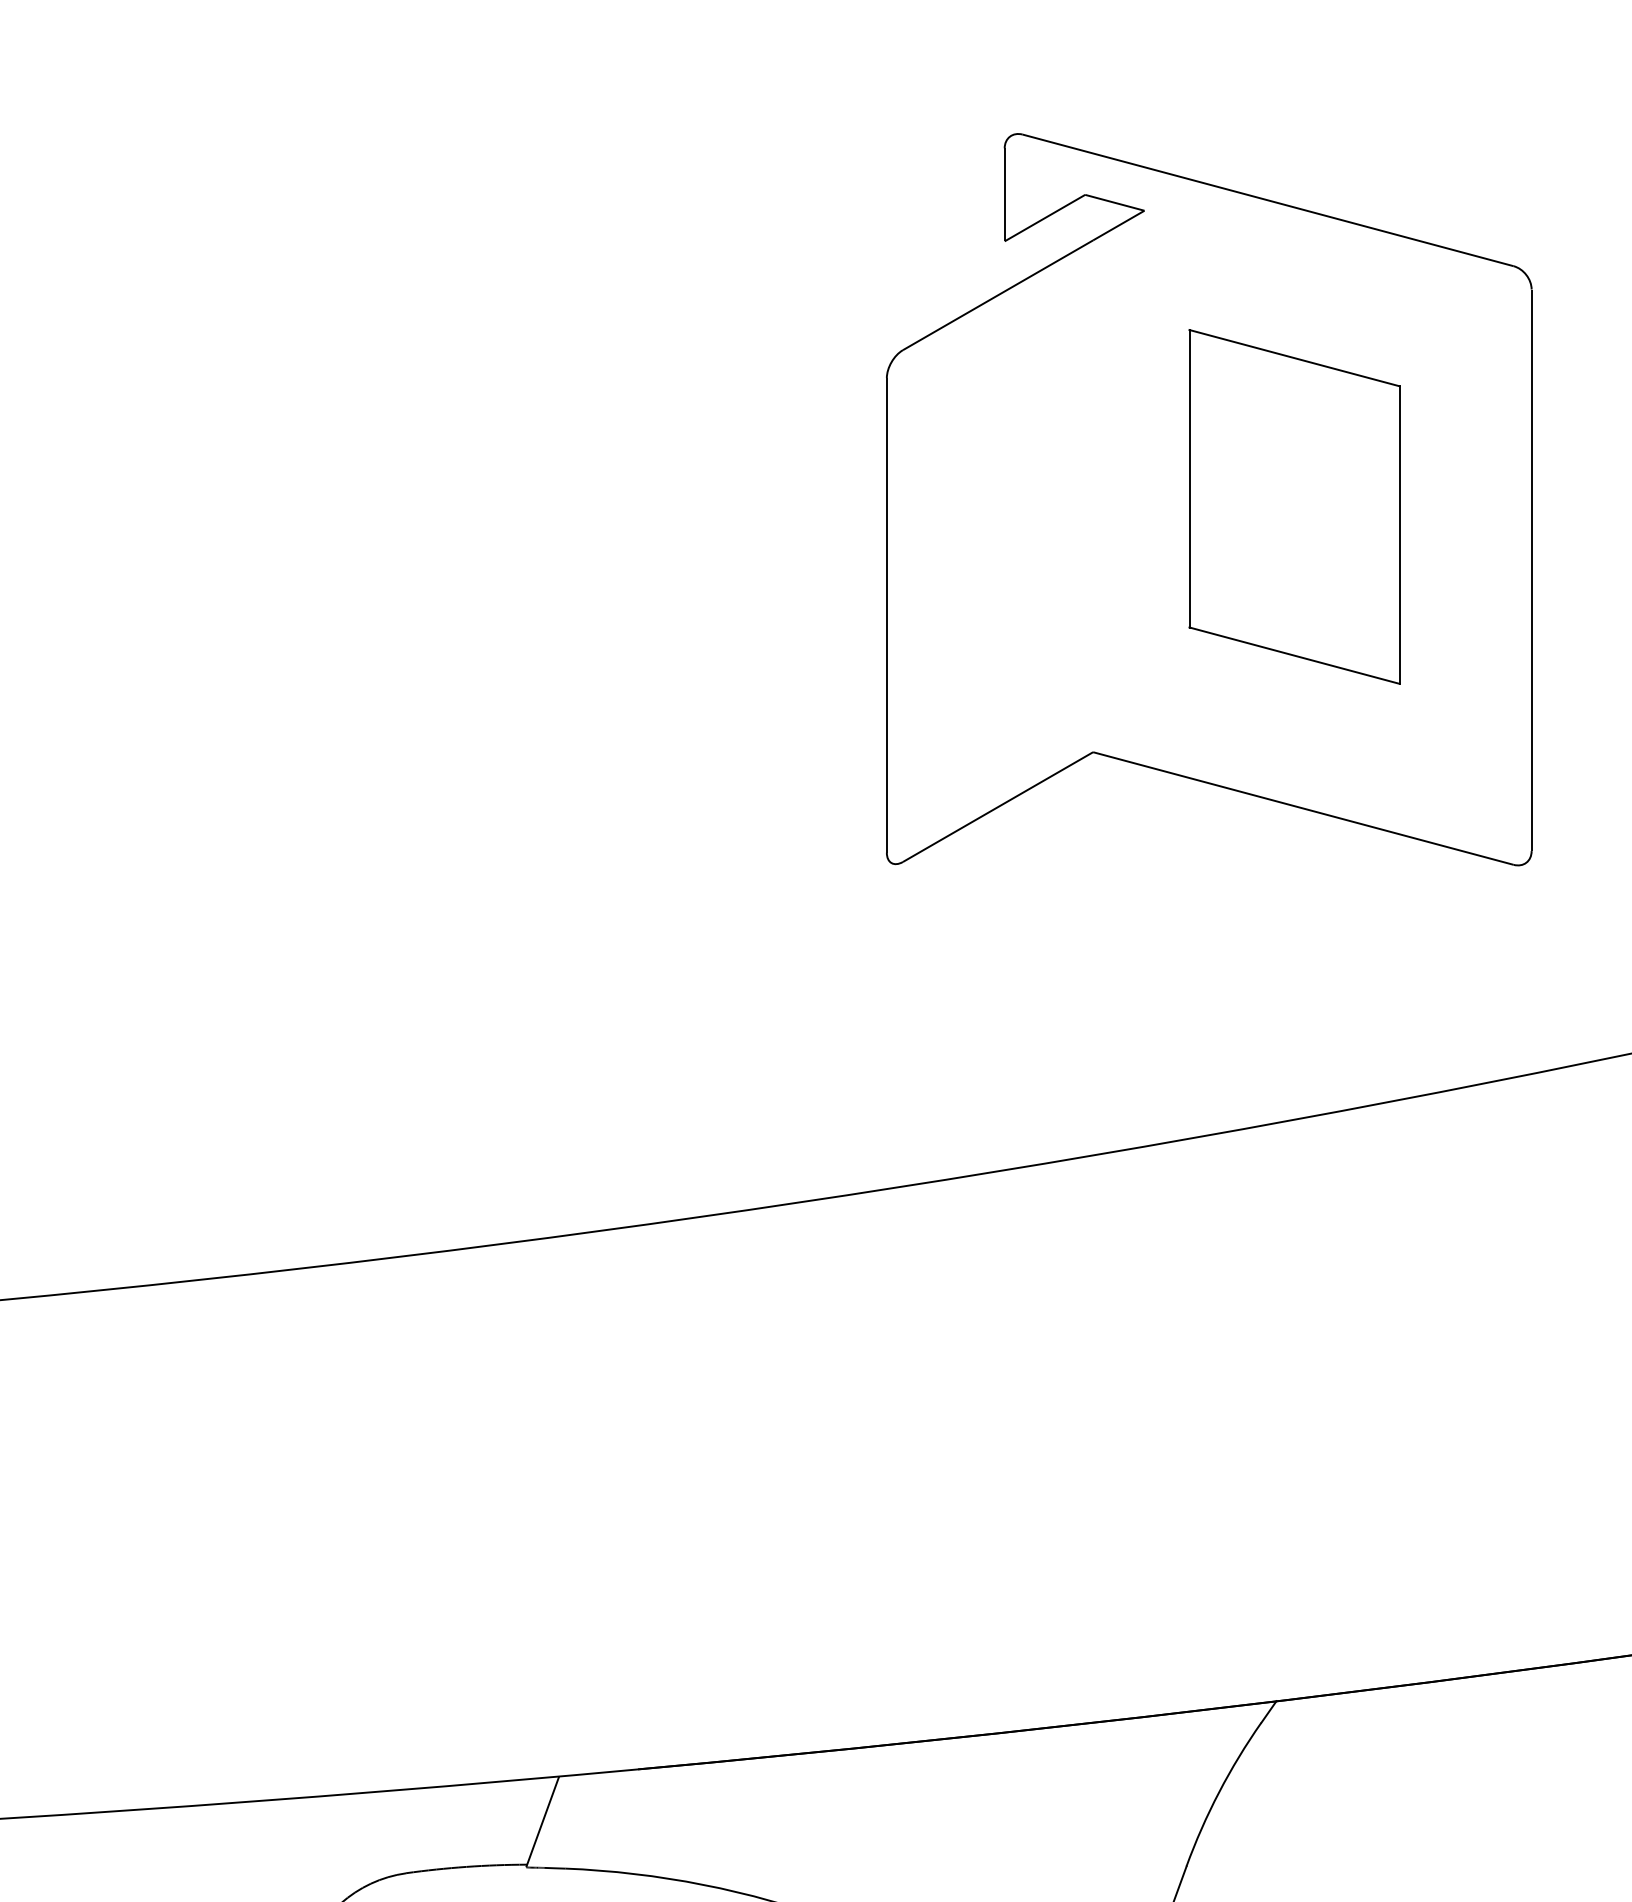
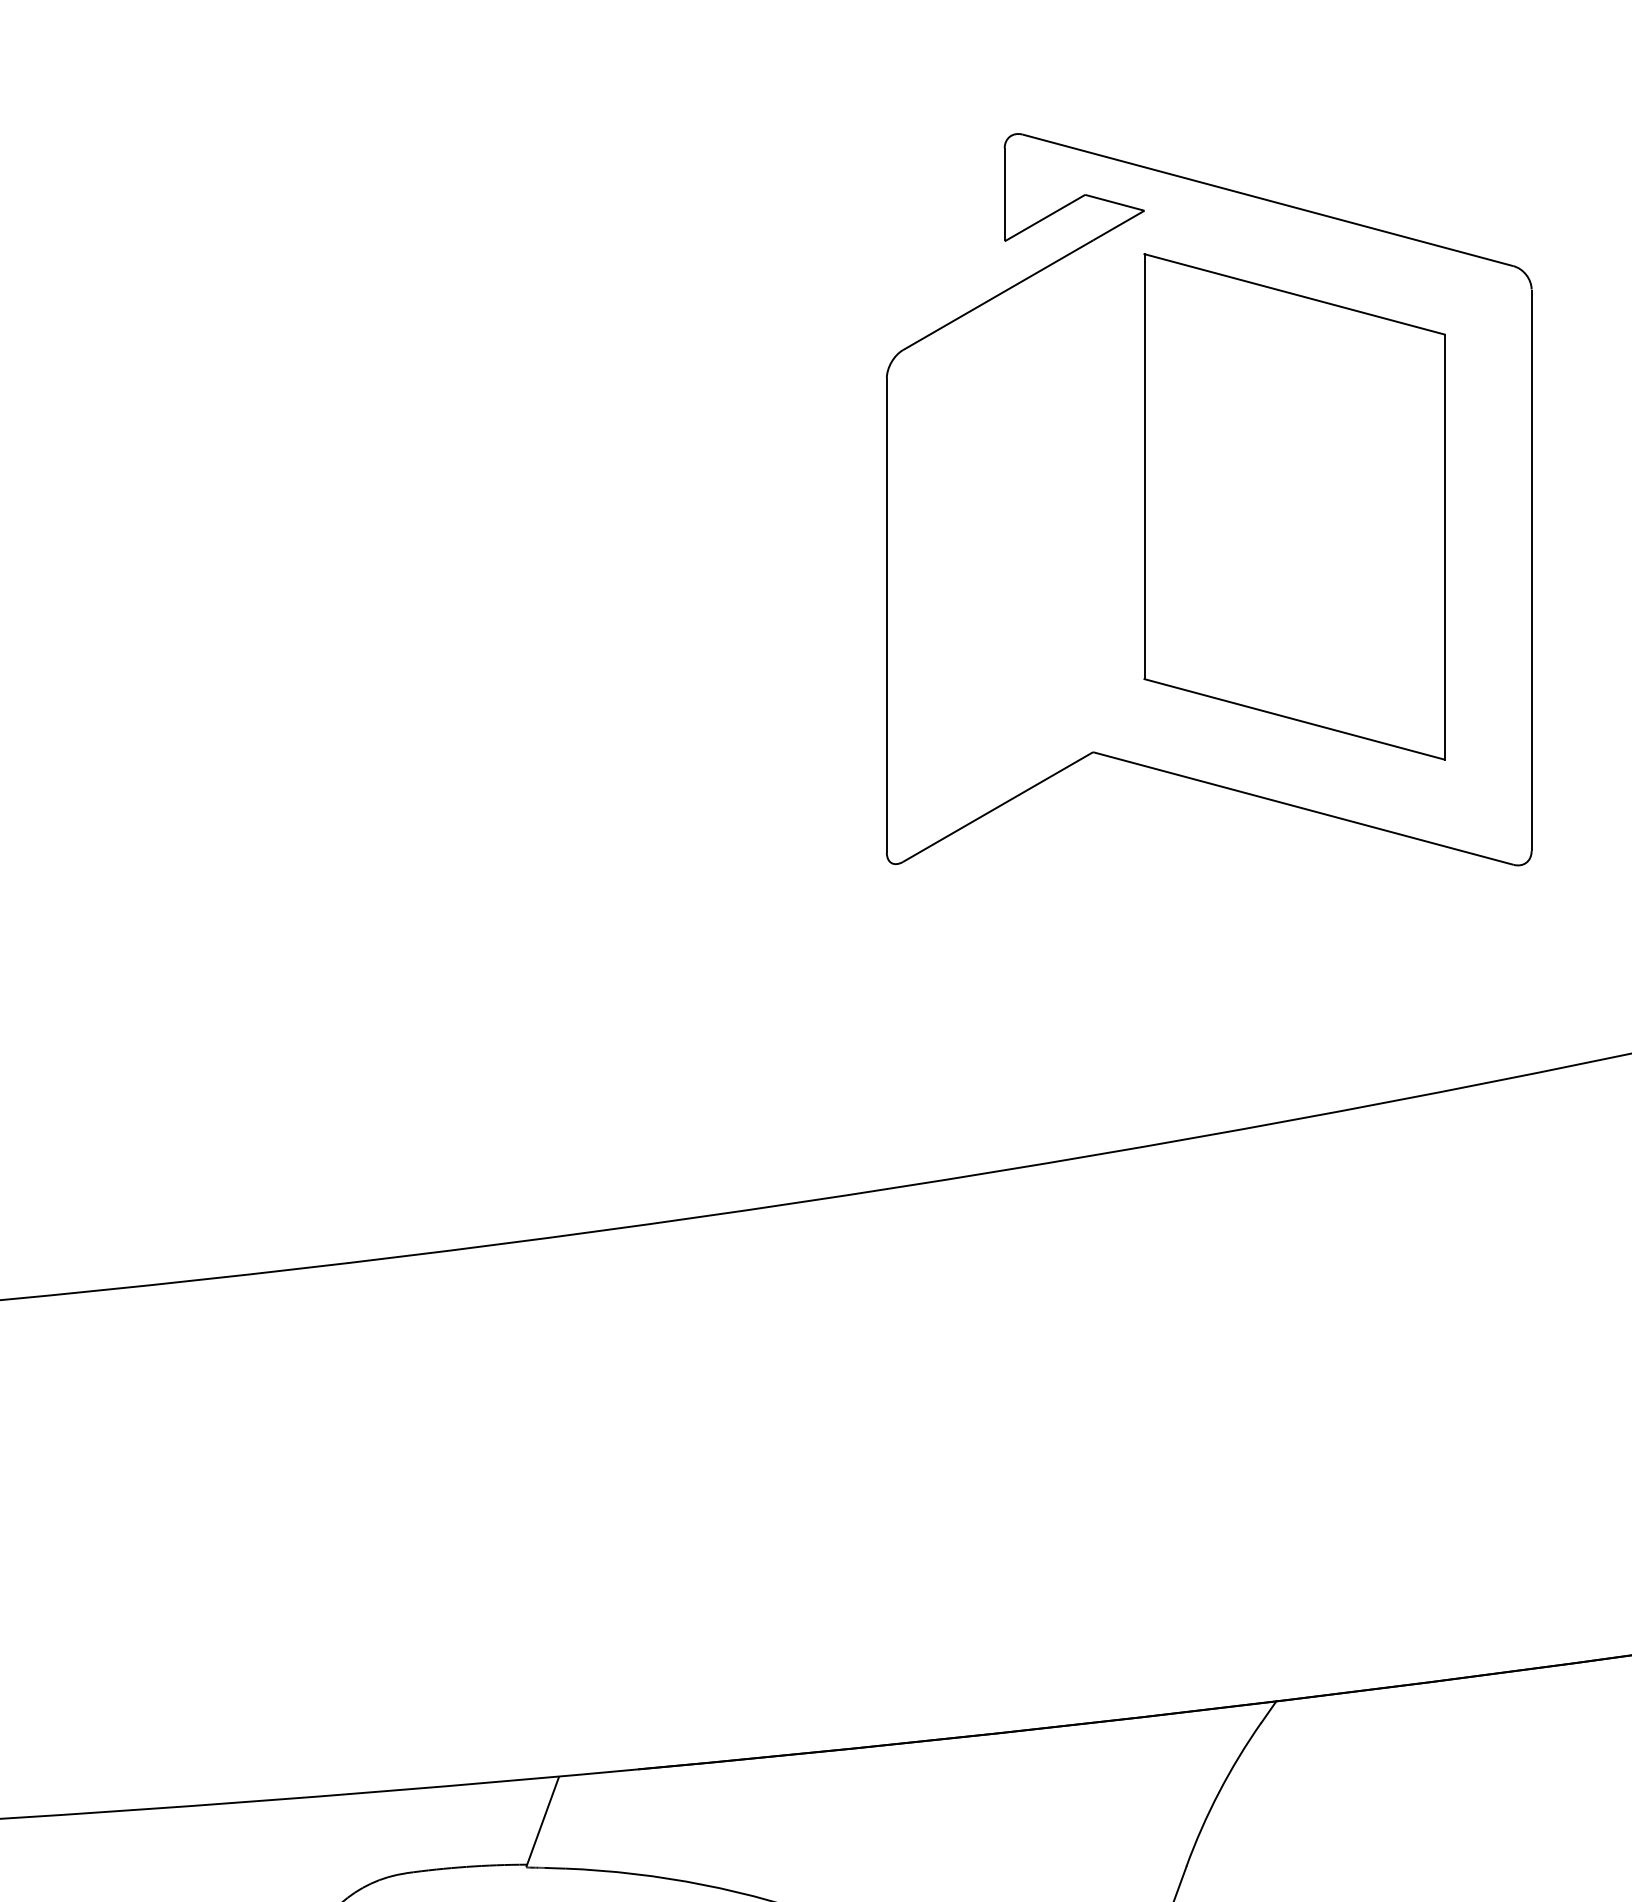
part size: 213x356 px -> 303x508 px (1294, 506)
